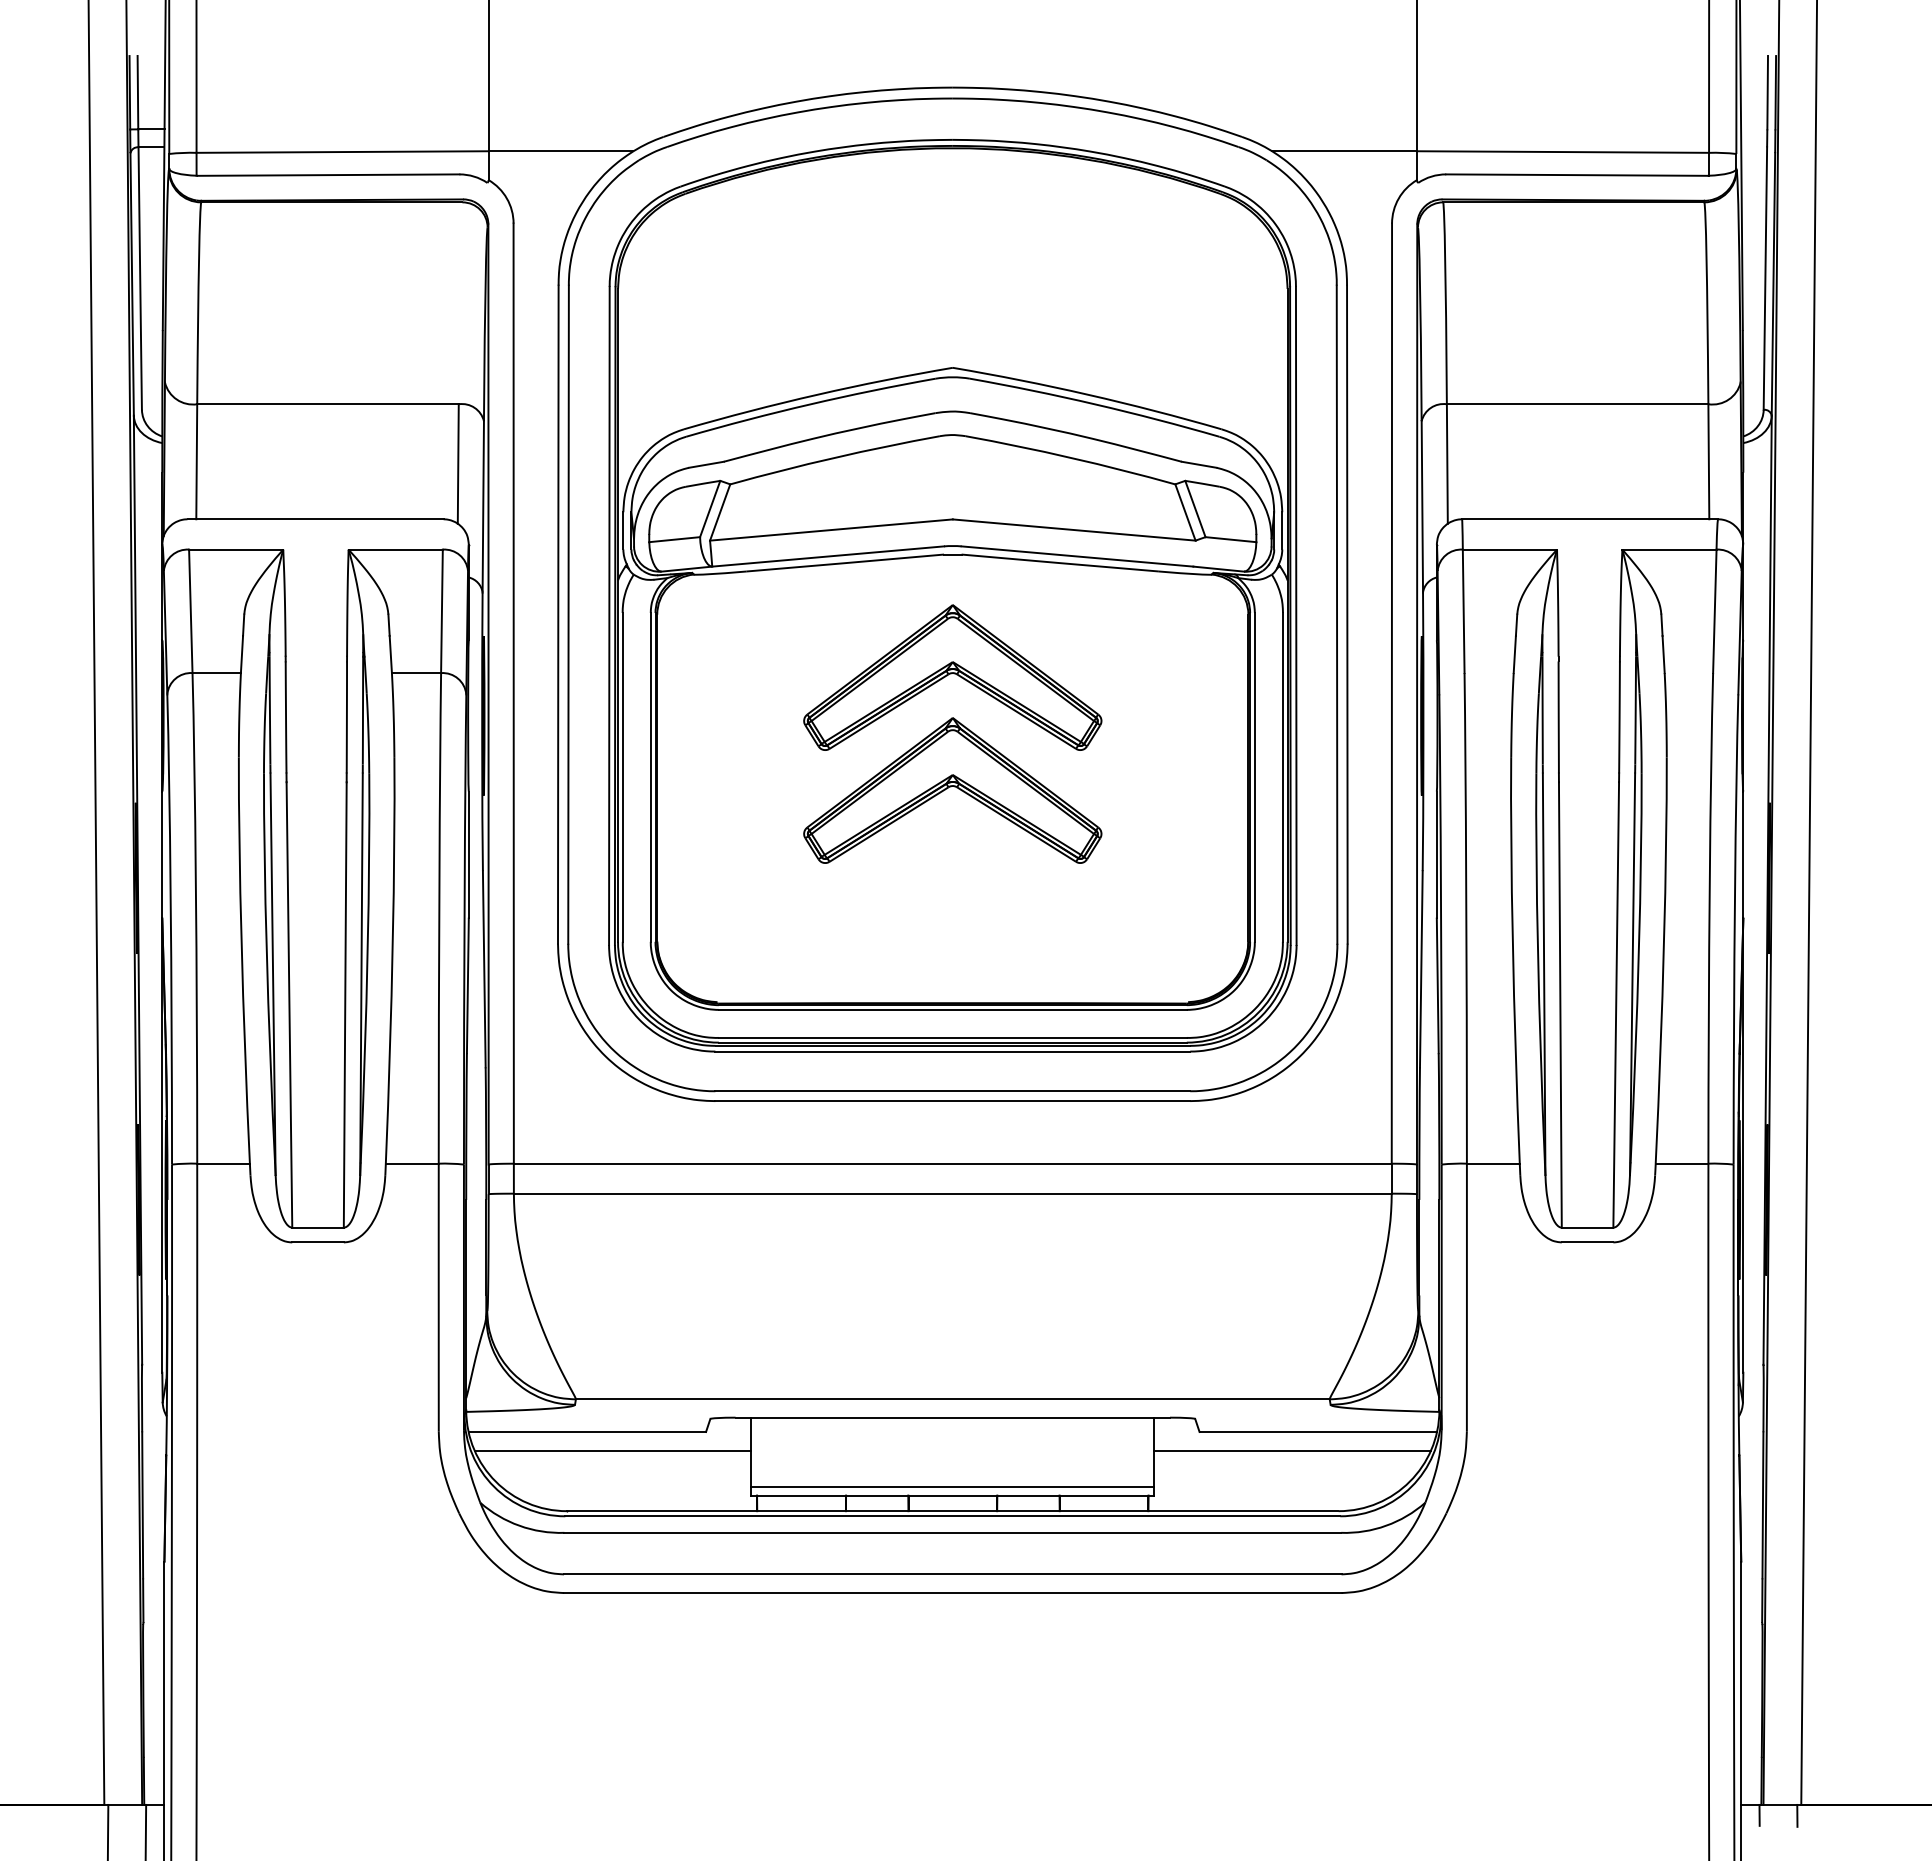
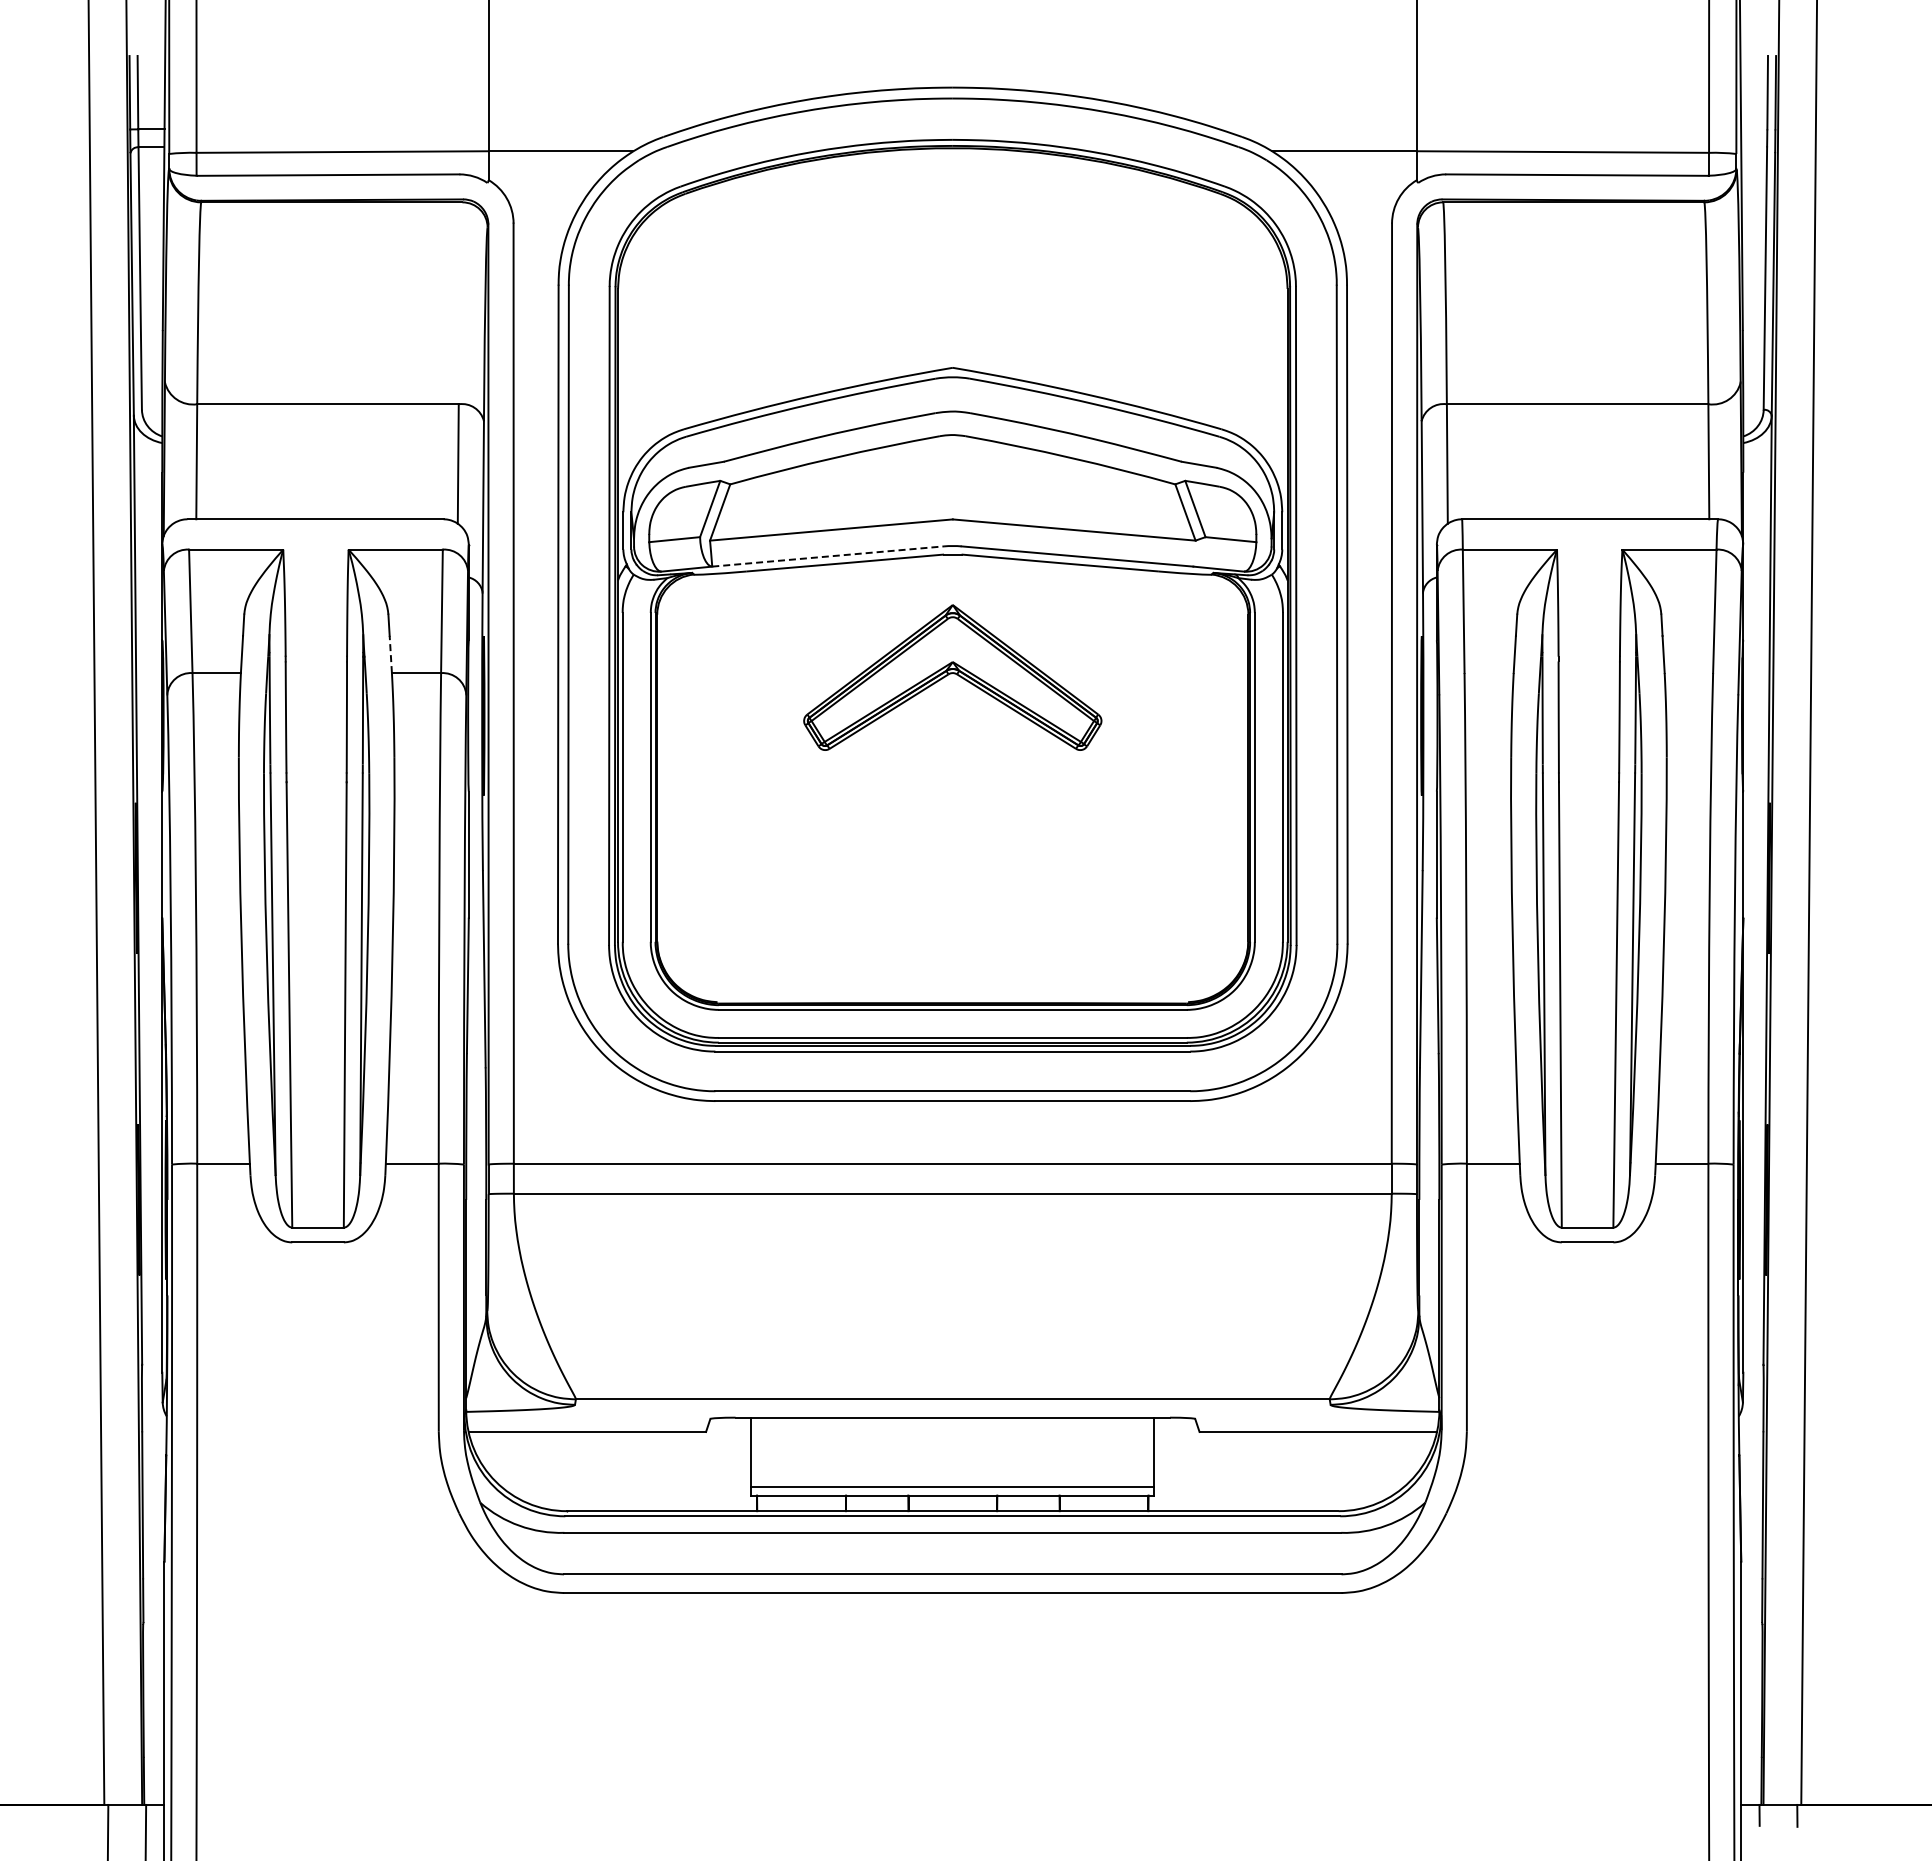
line: solid -> dashed (828, 556)
line: solid -> dashed (390, 654)
part: present -> none (952, 790)
line: present -> none (613, 1451)
line: present -> none (1292, 1451)
